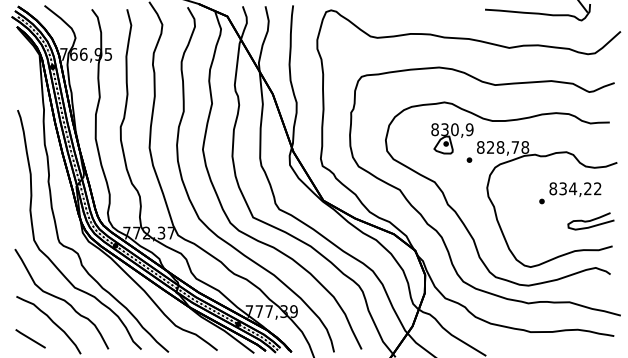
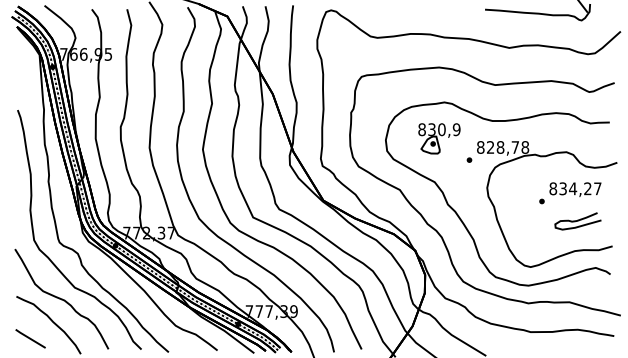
part position: (452, 138) -> (439, 138) (439, 138)
text: 834,22 -> 834,27 (597, 188)
curve position: (590, 221) -> (577, 221) (577, 221)
